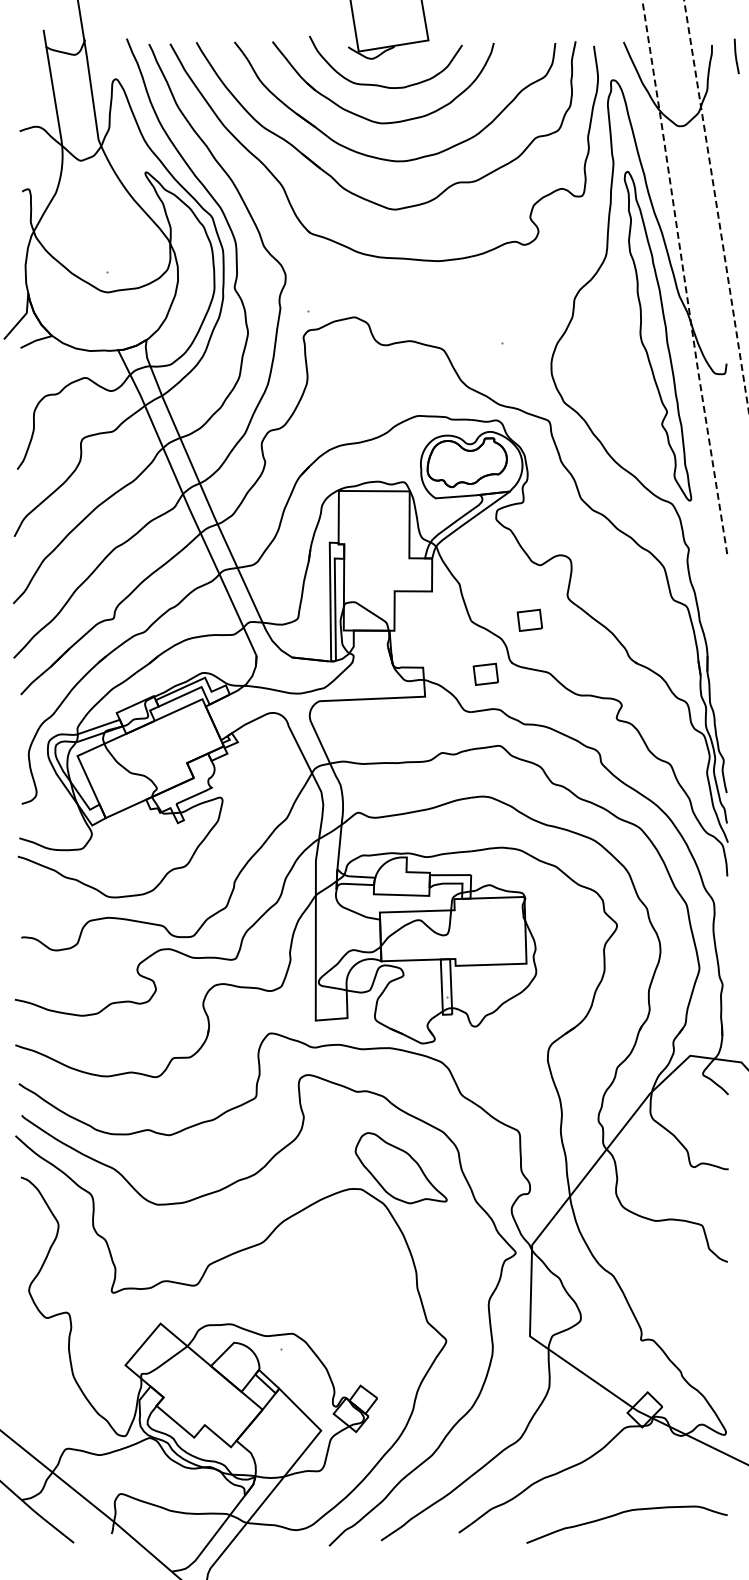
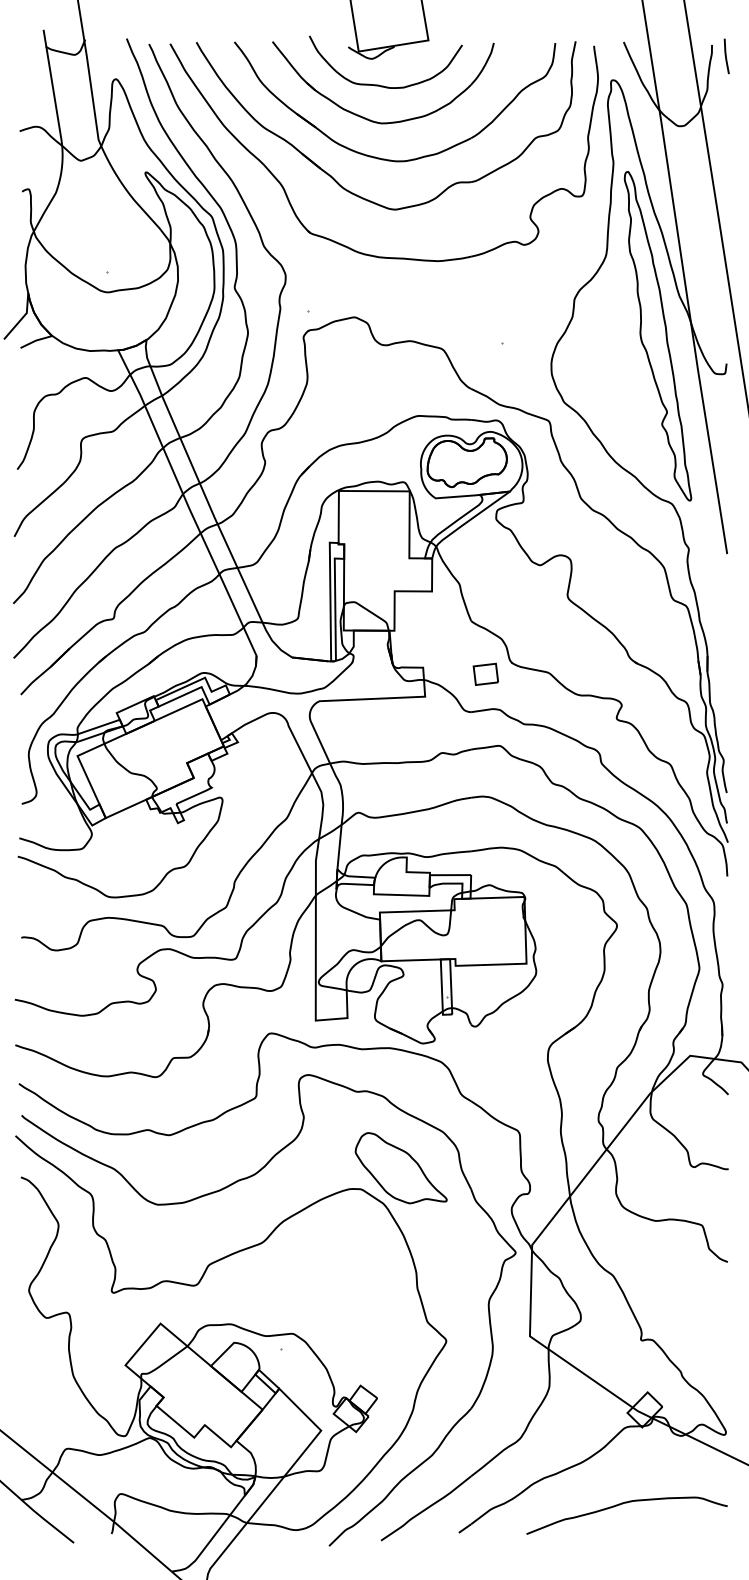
line position: (736, 56) -> (726, 56) (726, 56)
line: dashed -> solid (716, 207)
line: dashed -> solid (684, 276)
part: present -> none (529, 619)
curve position: (620, 1514) -> (620, 1505) (620, 1505)
